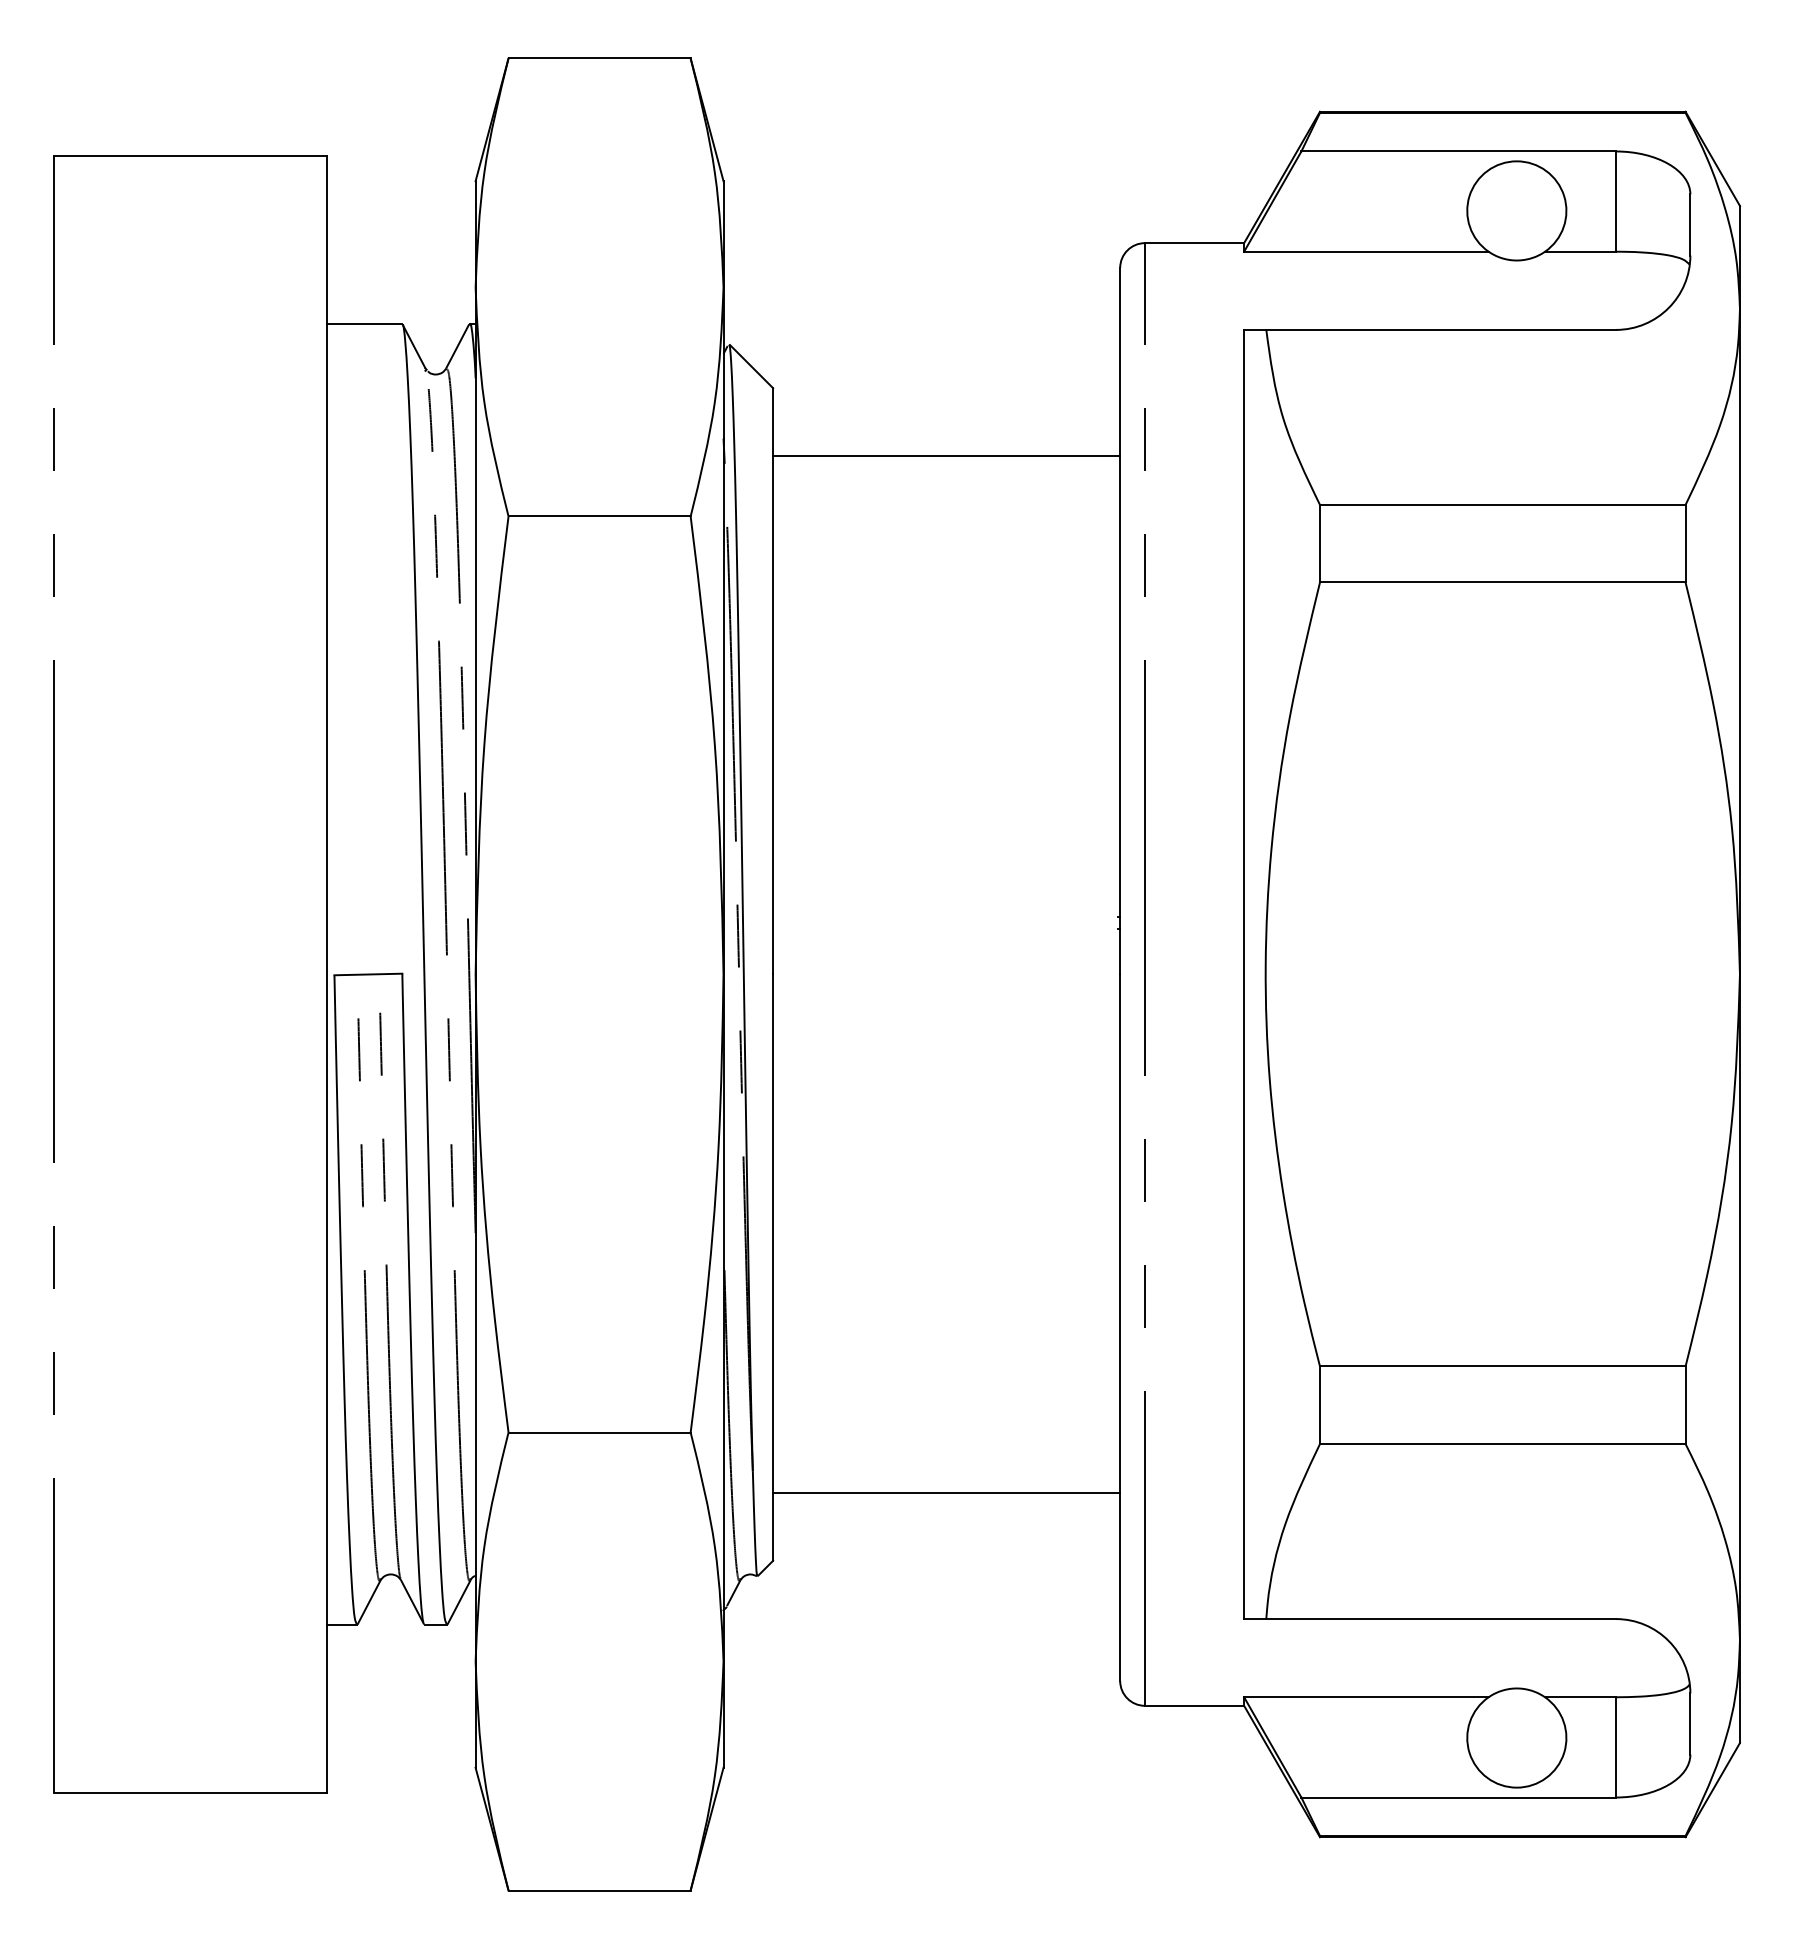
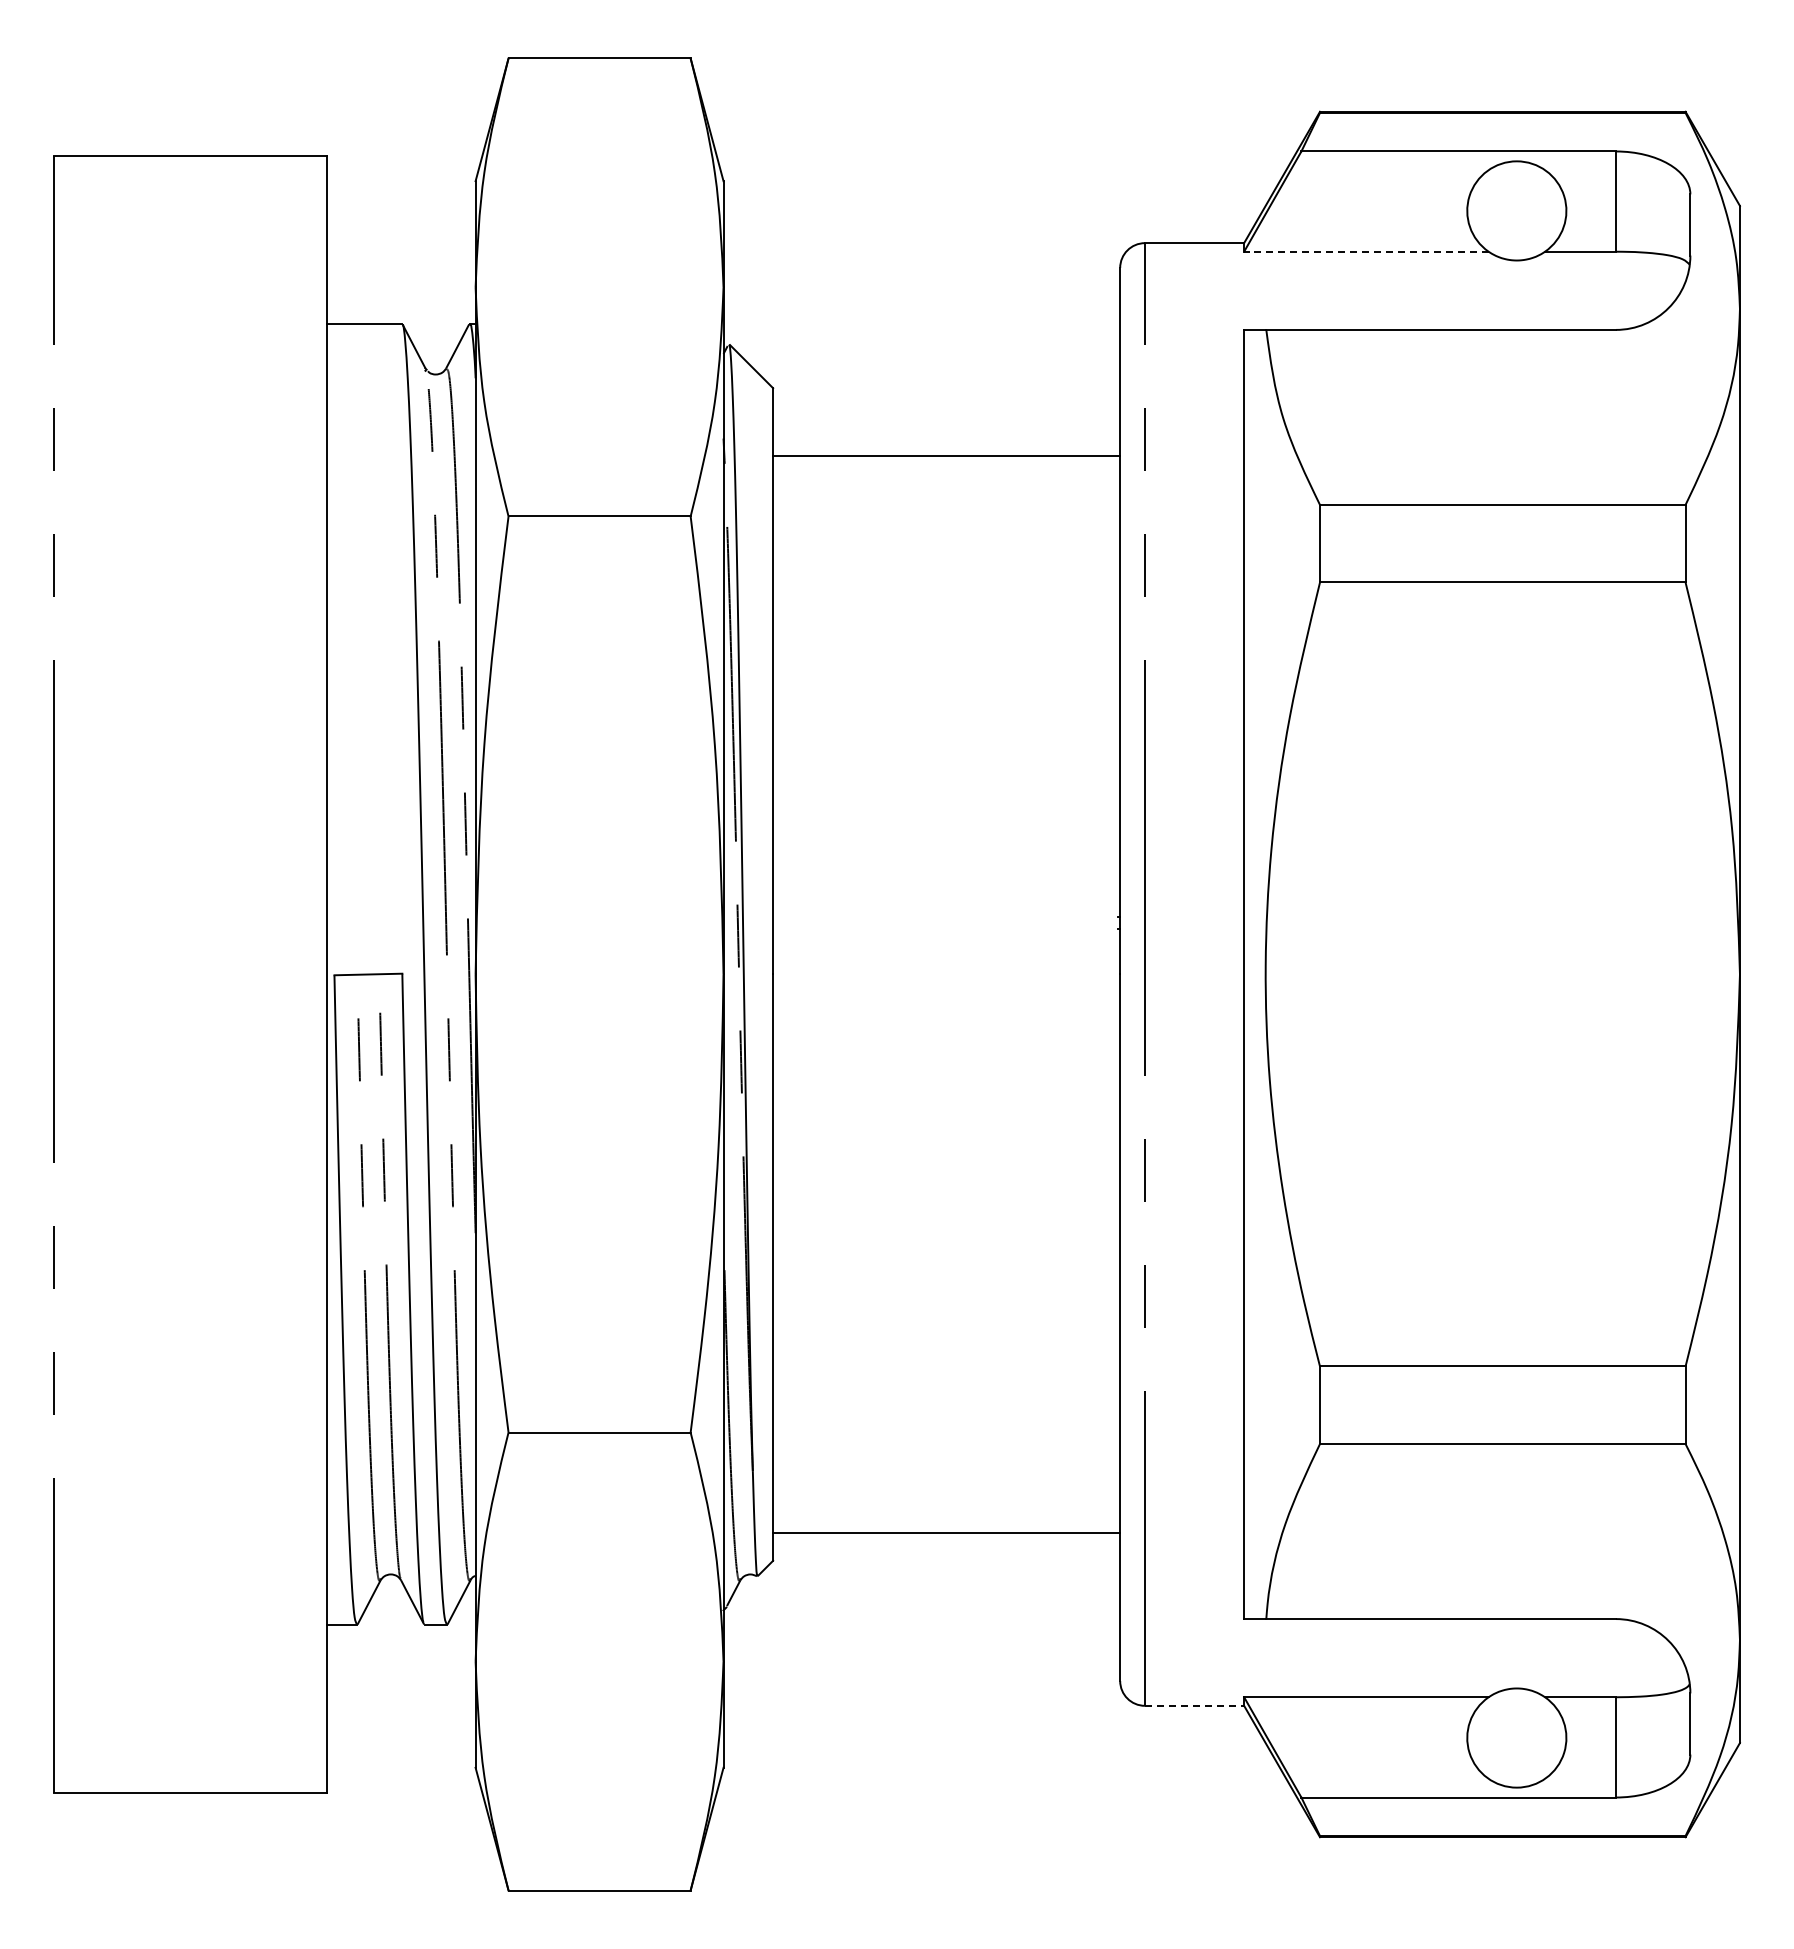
line: solid -> dashed (1365, 251)
line position: (946, 1492) -> (946, 1532) (946, 1532)
line: solid -> dashed (1194, 1705)
